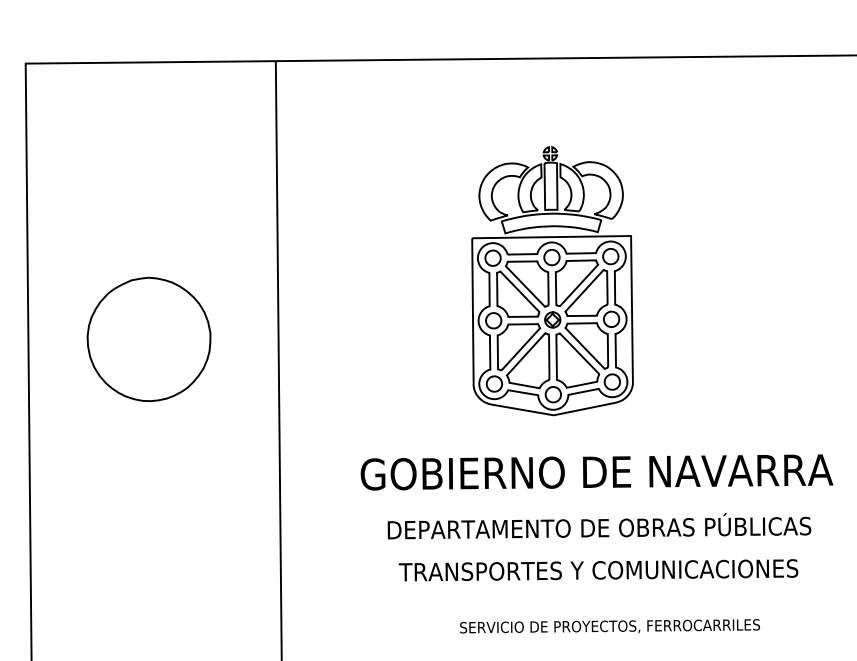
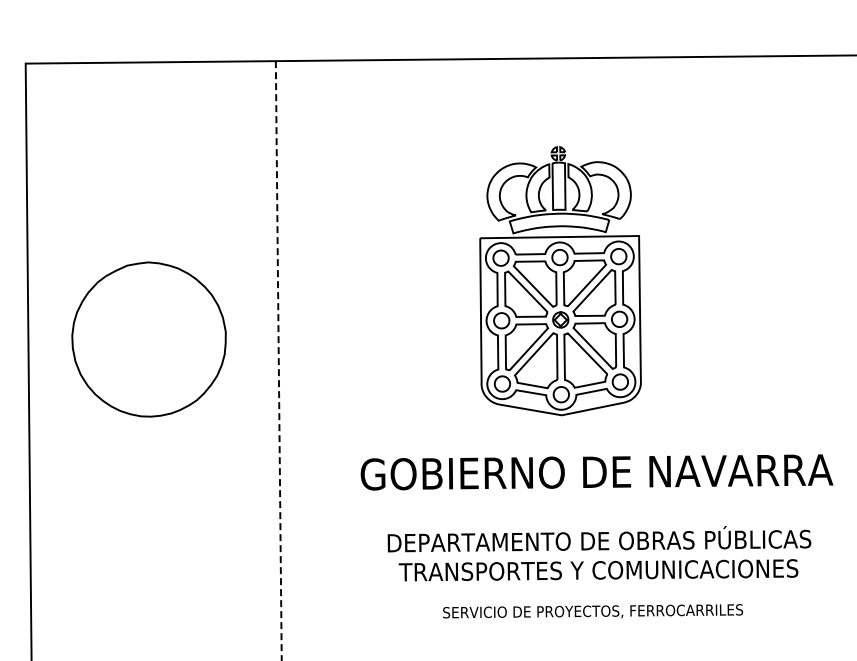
part position: (552, 280) -> (560, 280) (560, 280)
part size: 126x126 px -> 156x157 px (148, 339)
line: solid -> dashed (278, 361)
text position: (599, 526) -> (599, 539) (599, 539)
text position: (610, 626) -> (593, 611) (593, 611)
